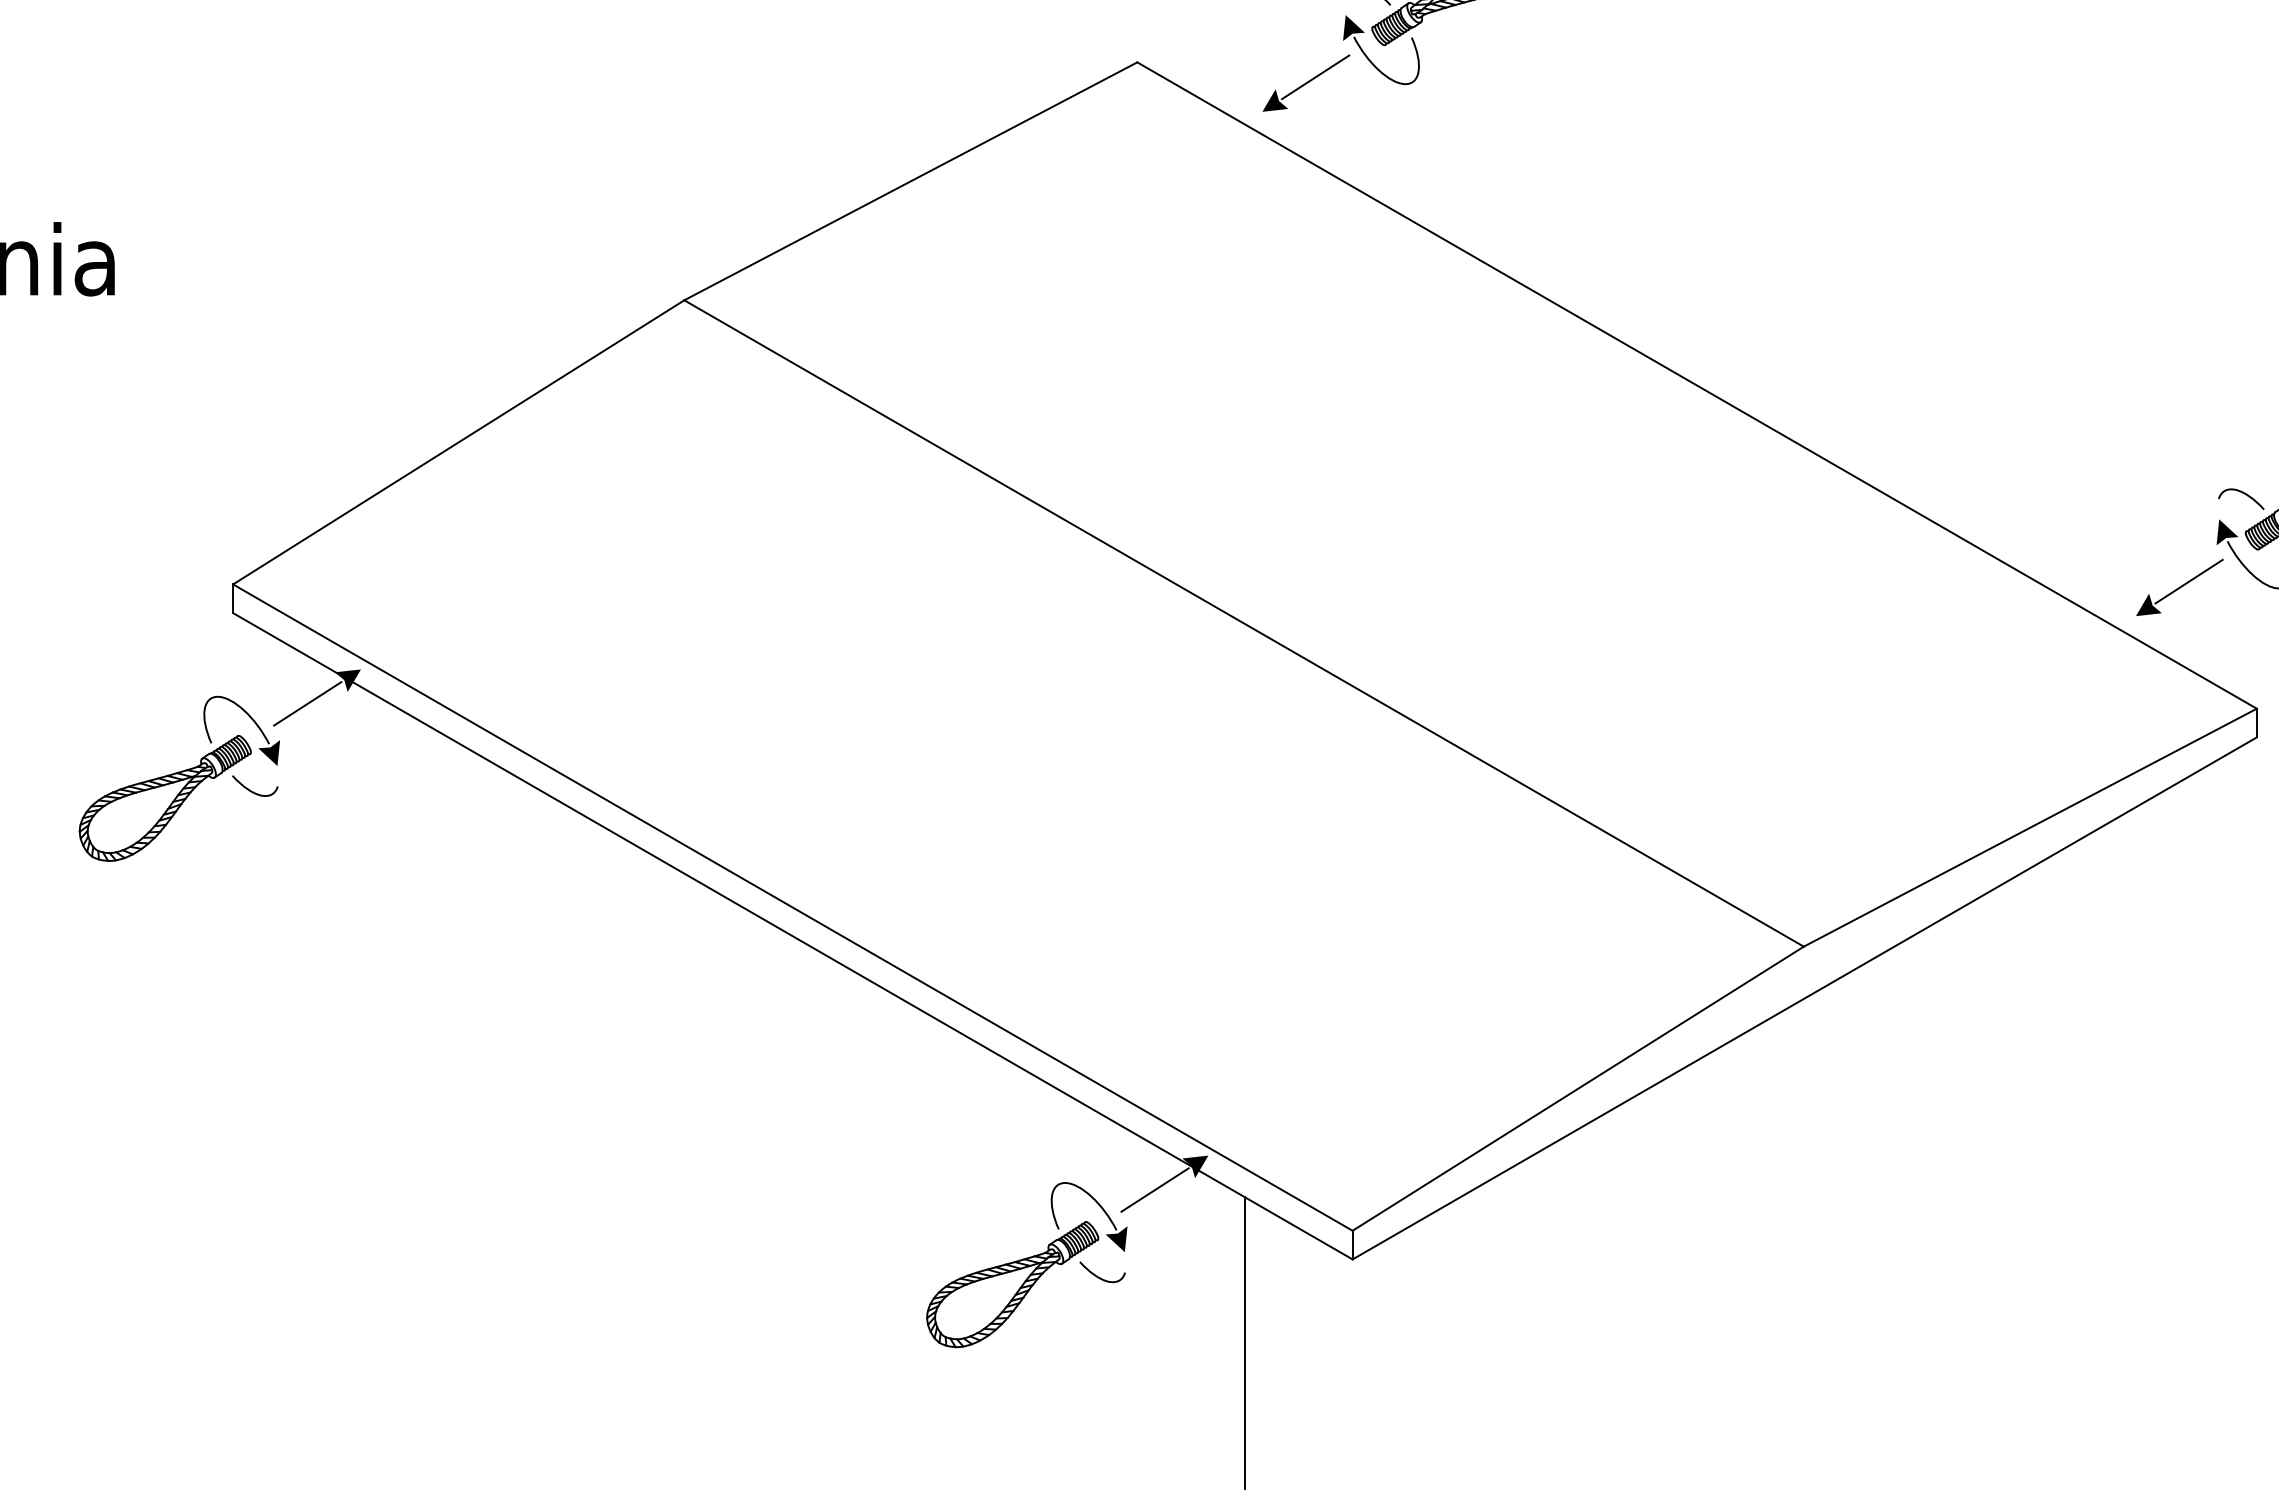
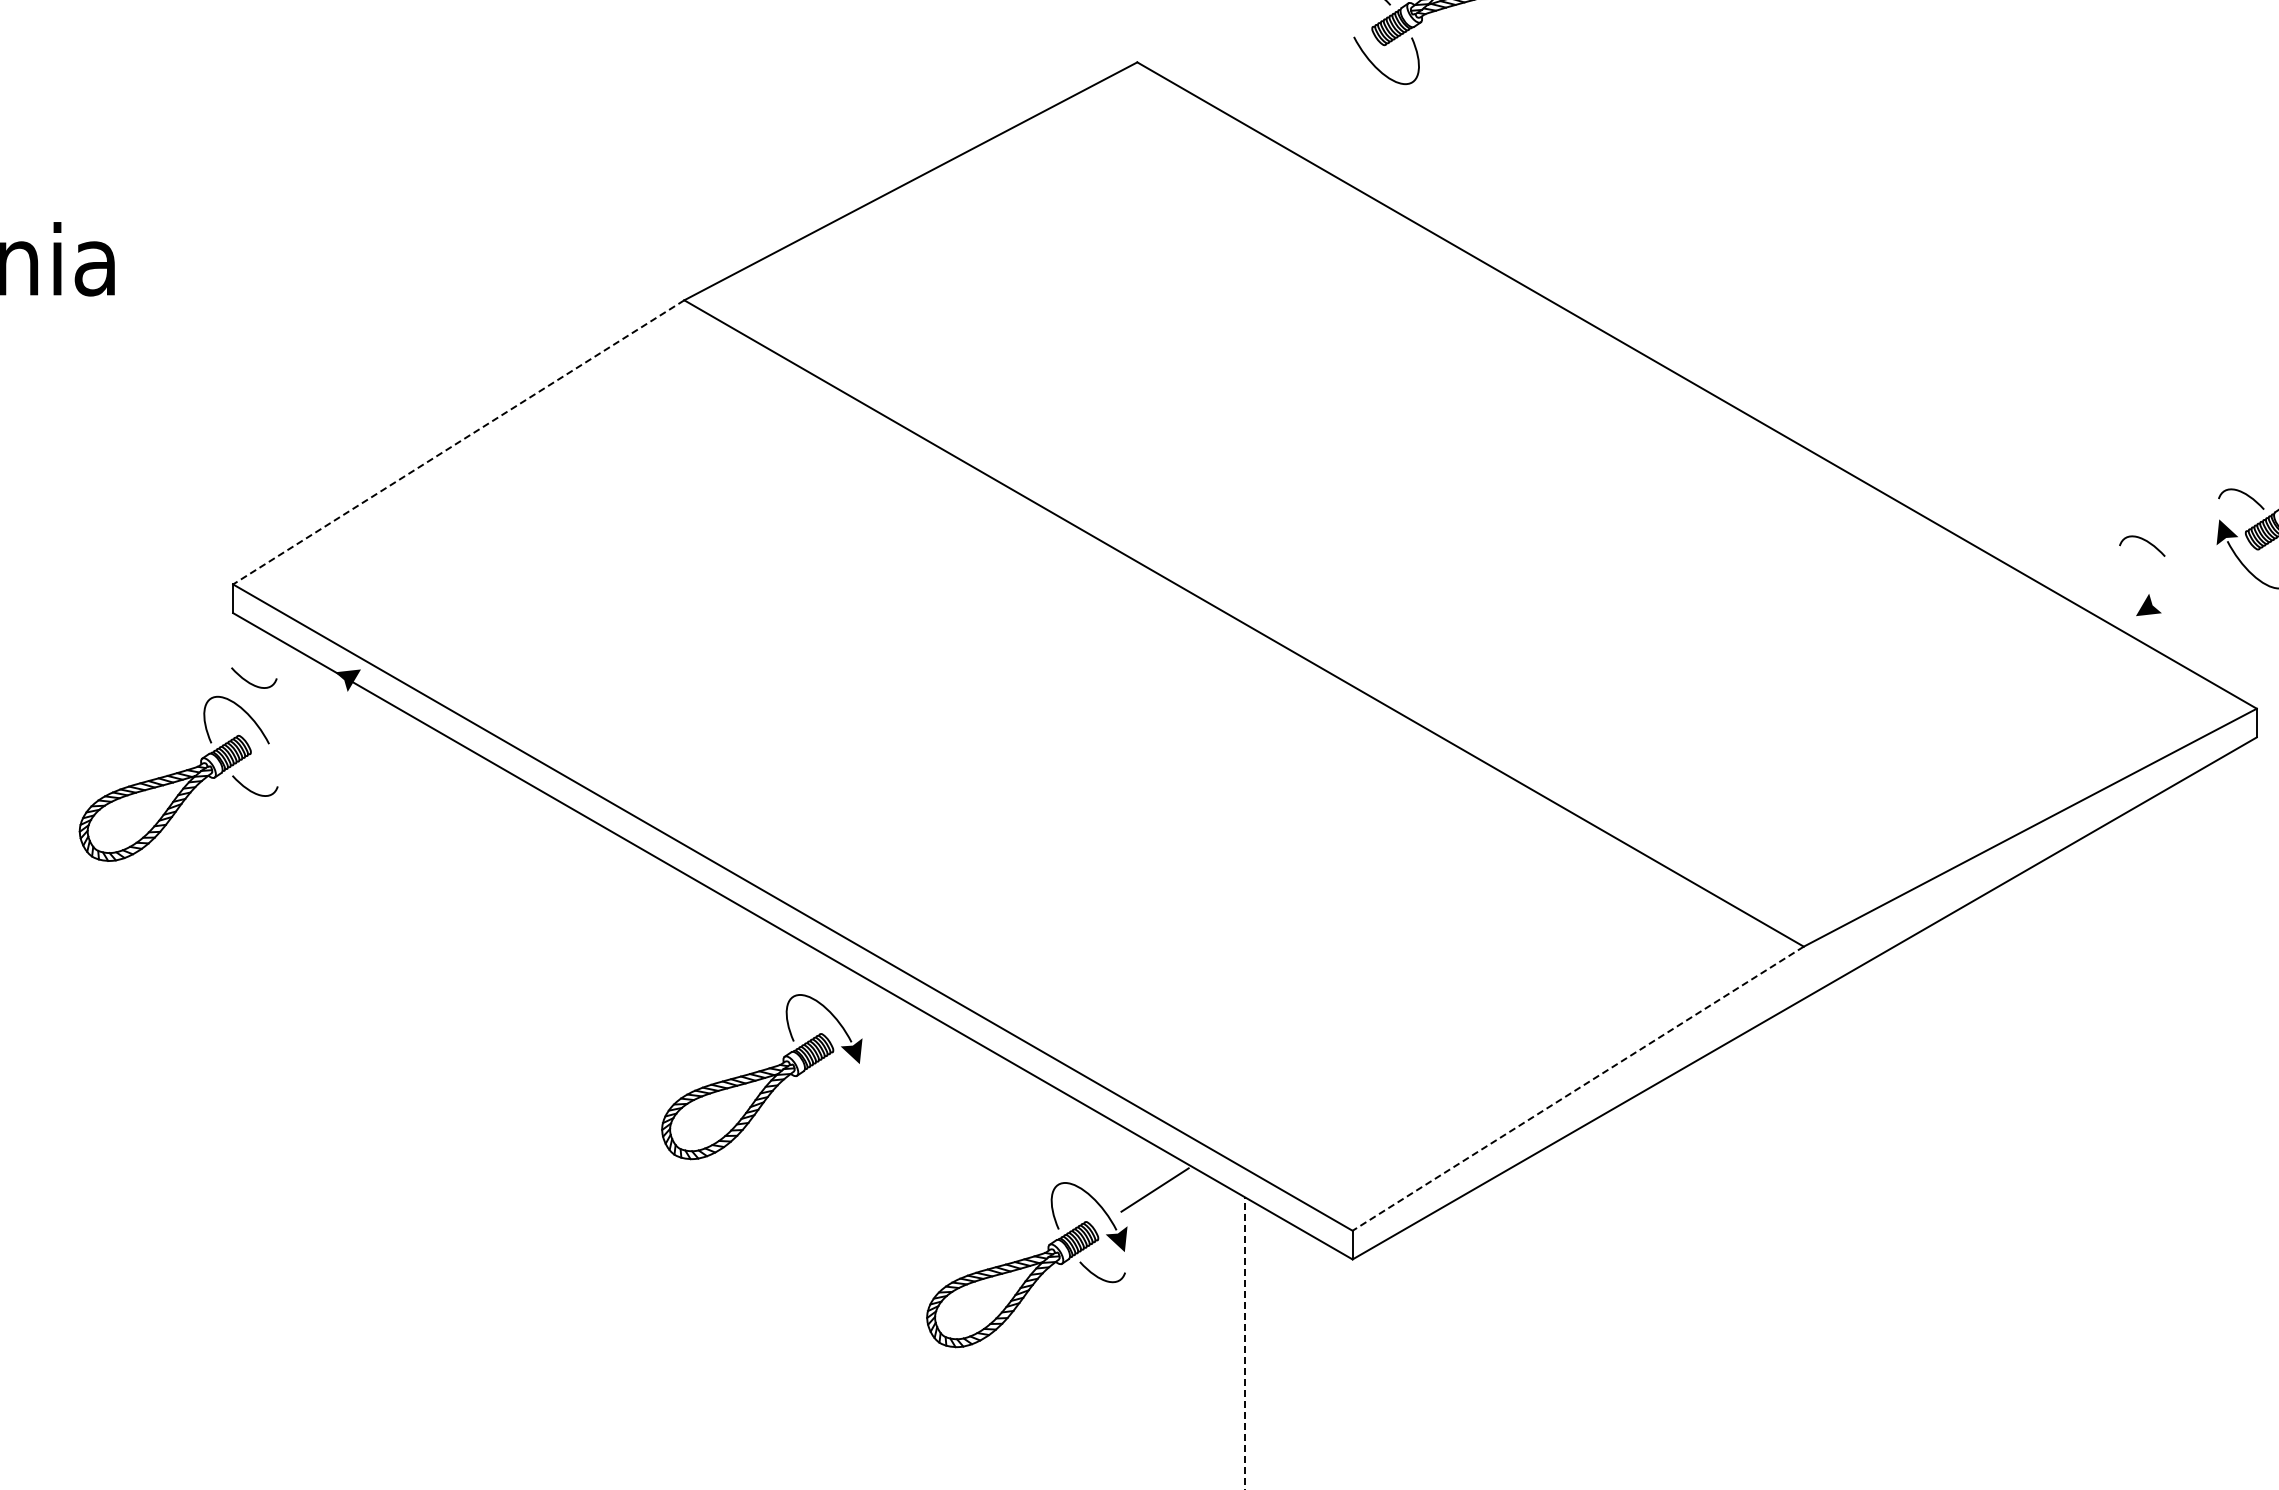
fill: present -> none (1353, 28)
part: present -> none (1306, 82)
line: solid -> dashed (458, 442)
curve: none -> present (2145, 541)
line: present -> none (2188, 581)
curve: none -> present (252, 683)
line: present -> none (307, 703)
fill: present -> none (269, 753)
part: none -> present (761, 1077)
line: solid -> dashed (1578, 1088)
fill: present -> none (1195, 1166)
line: solid -> dashed (1244, 1343)
